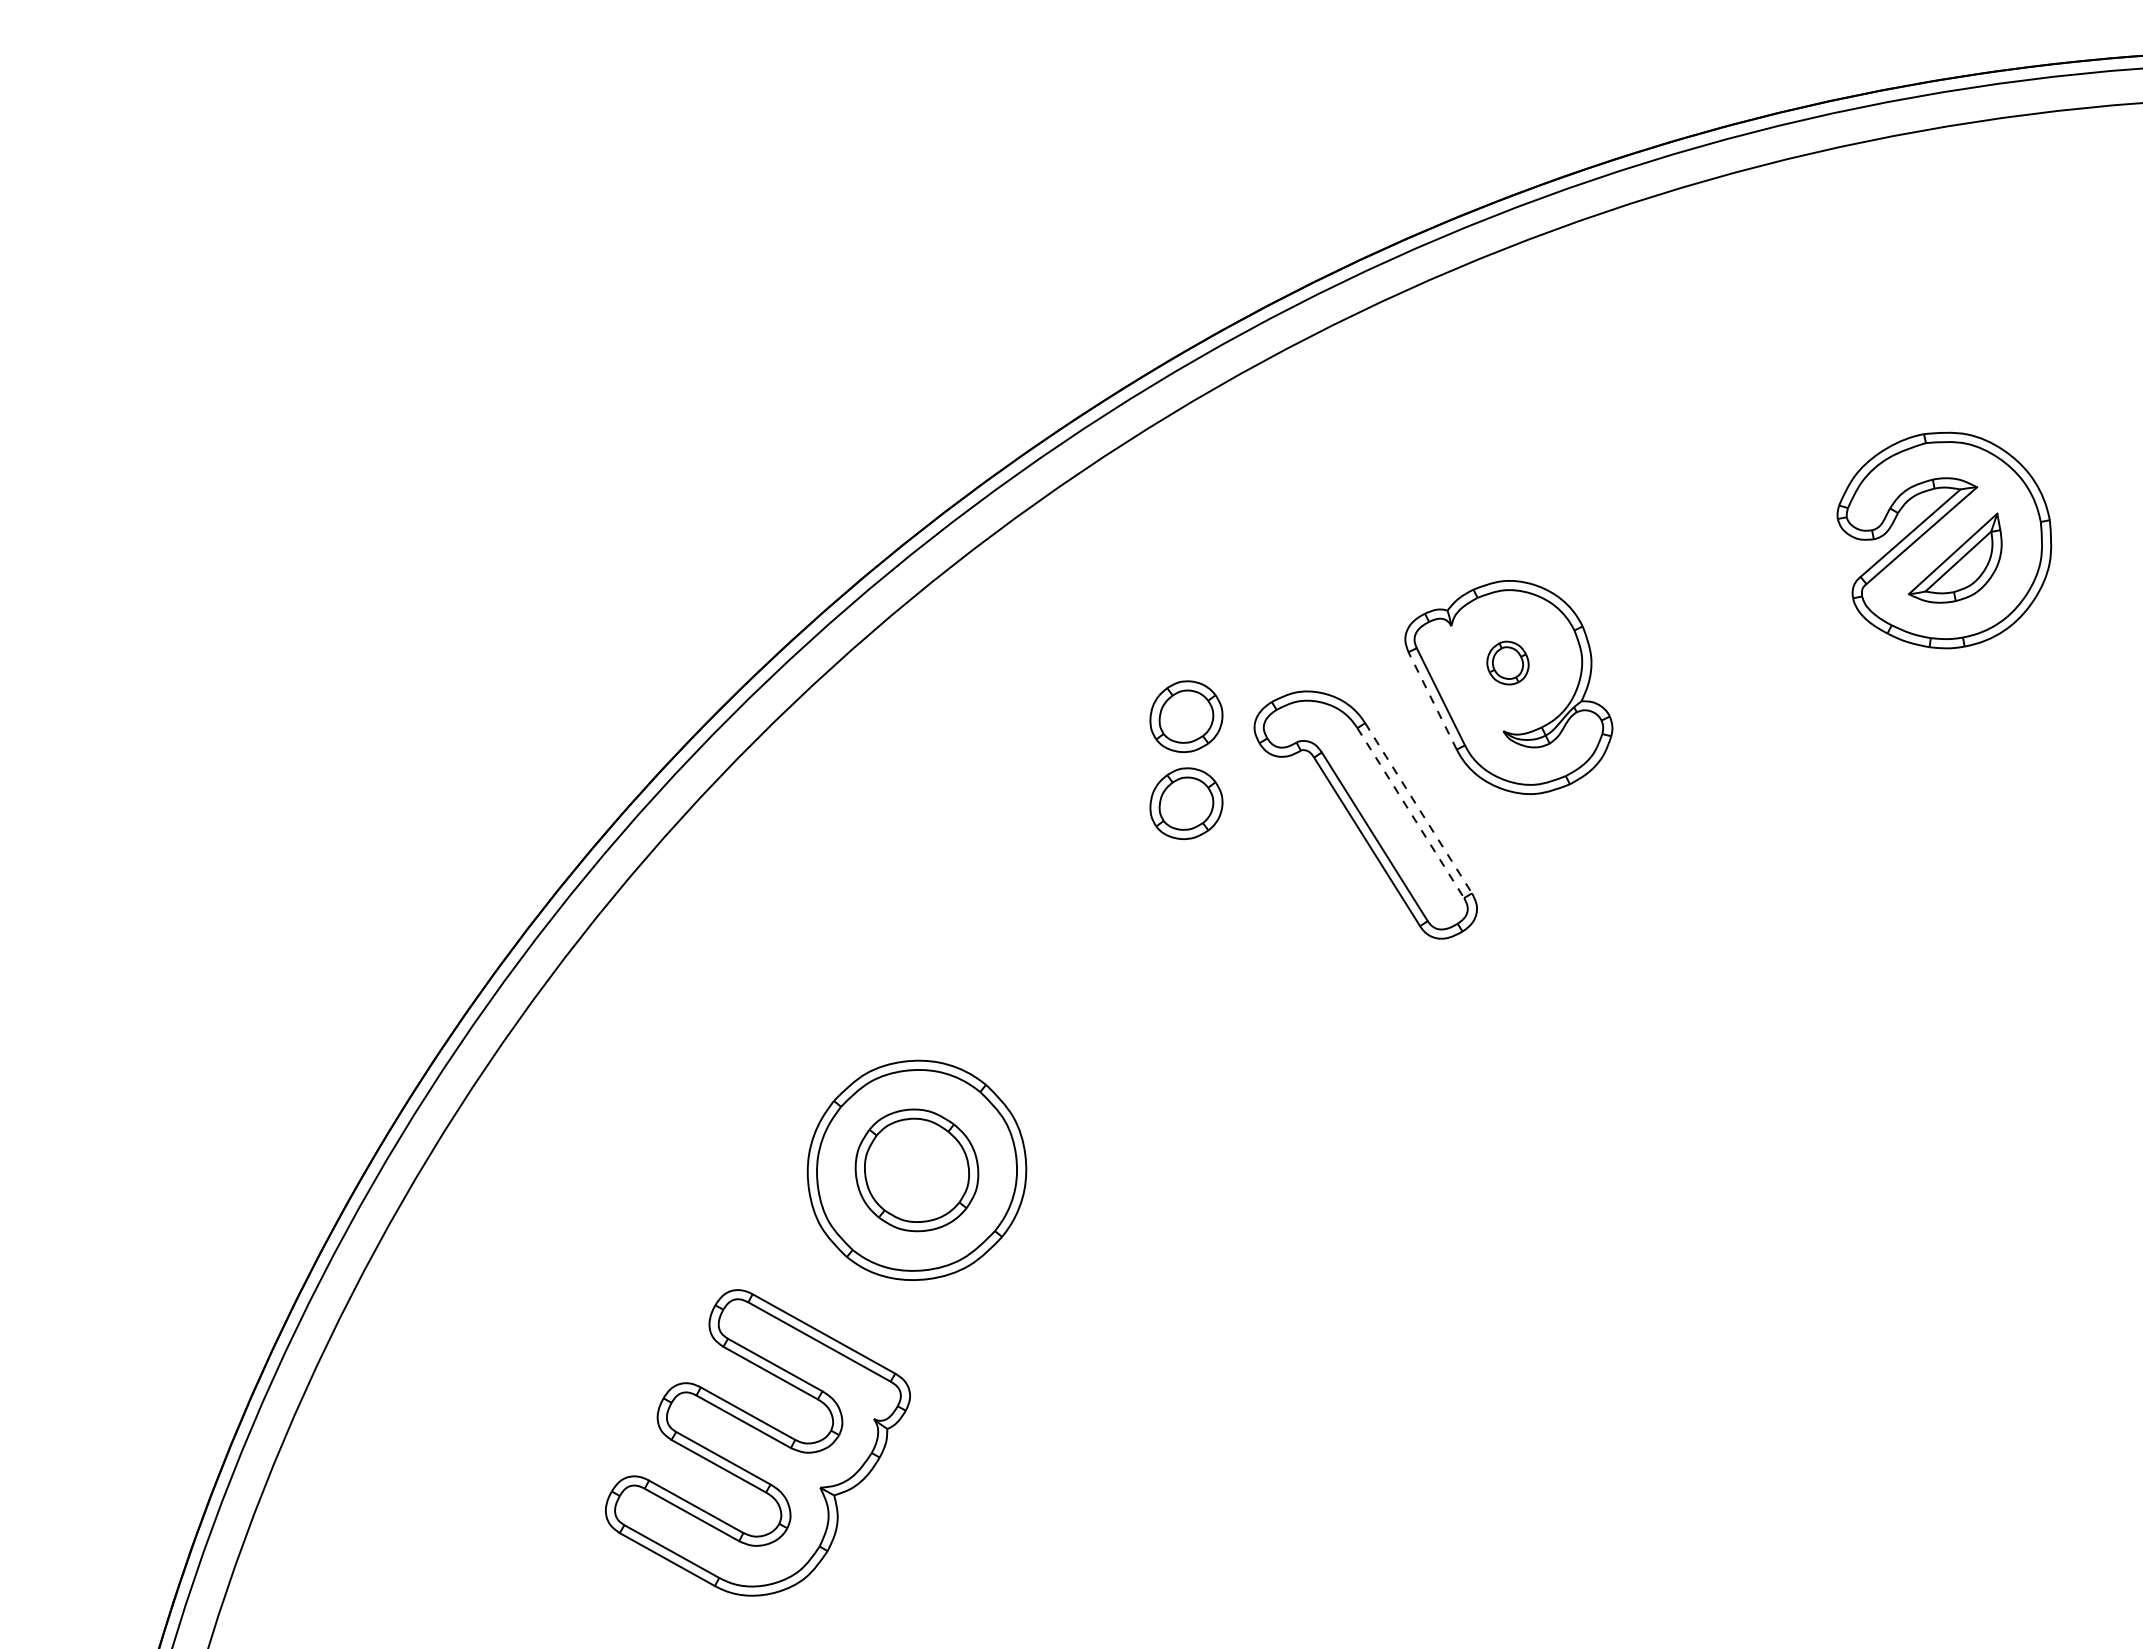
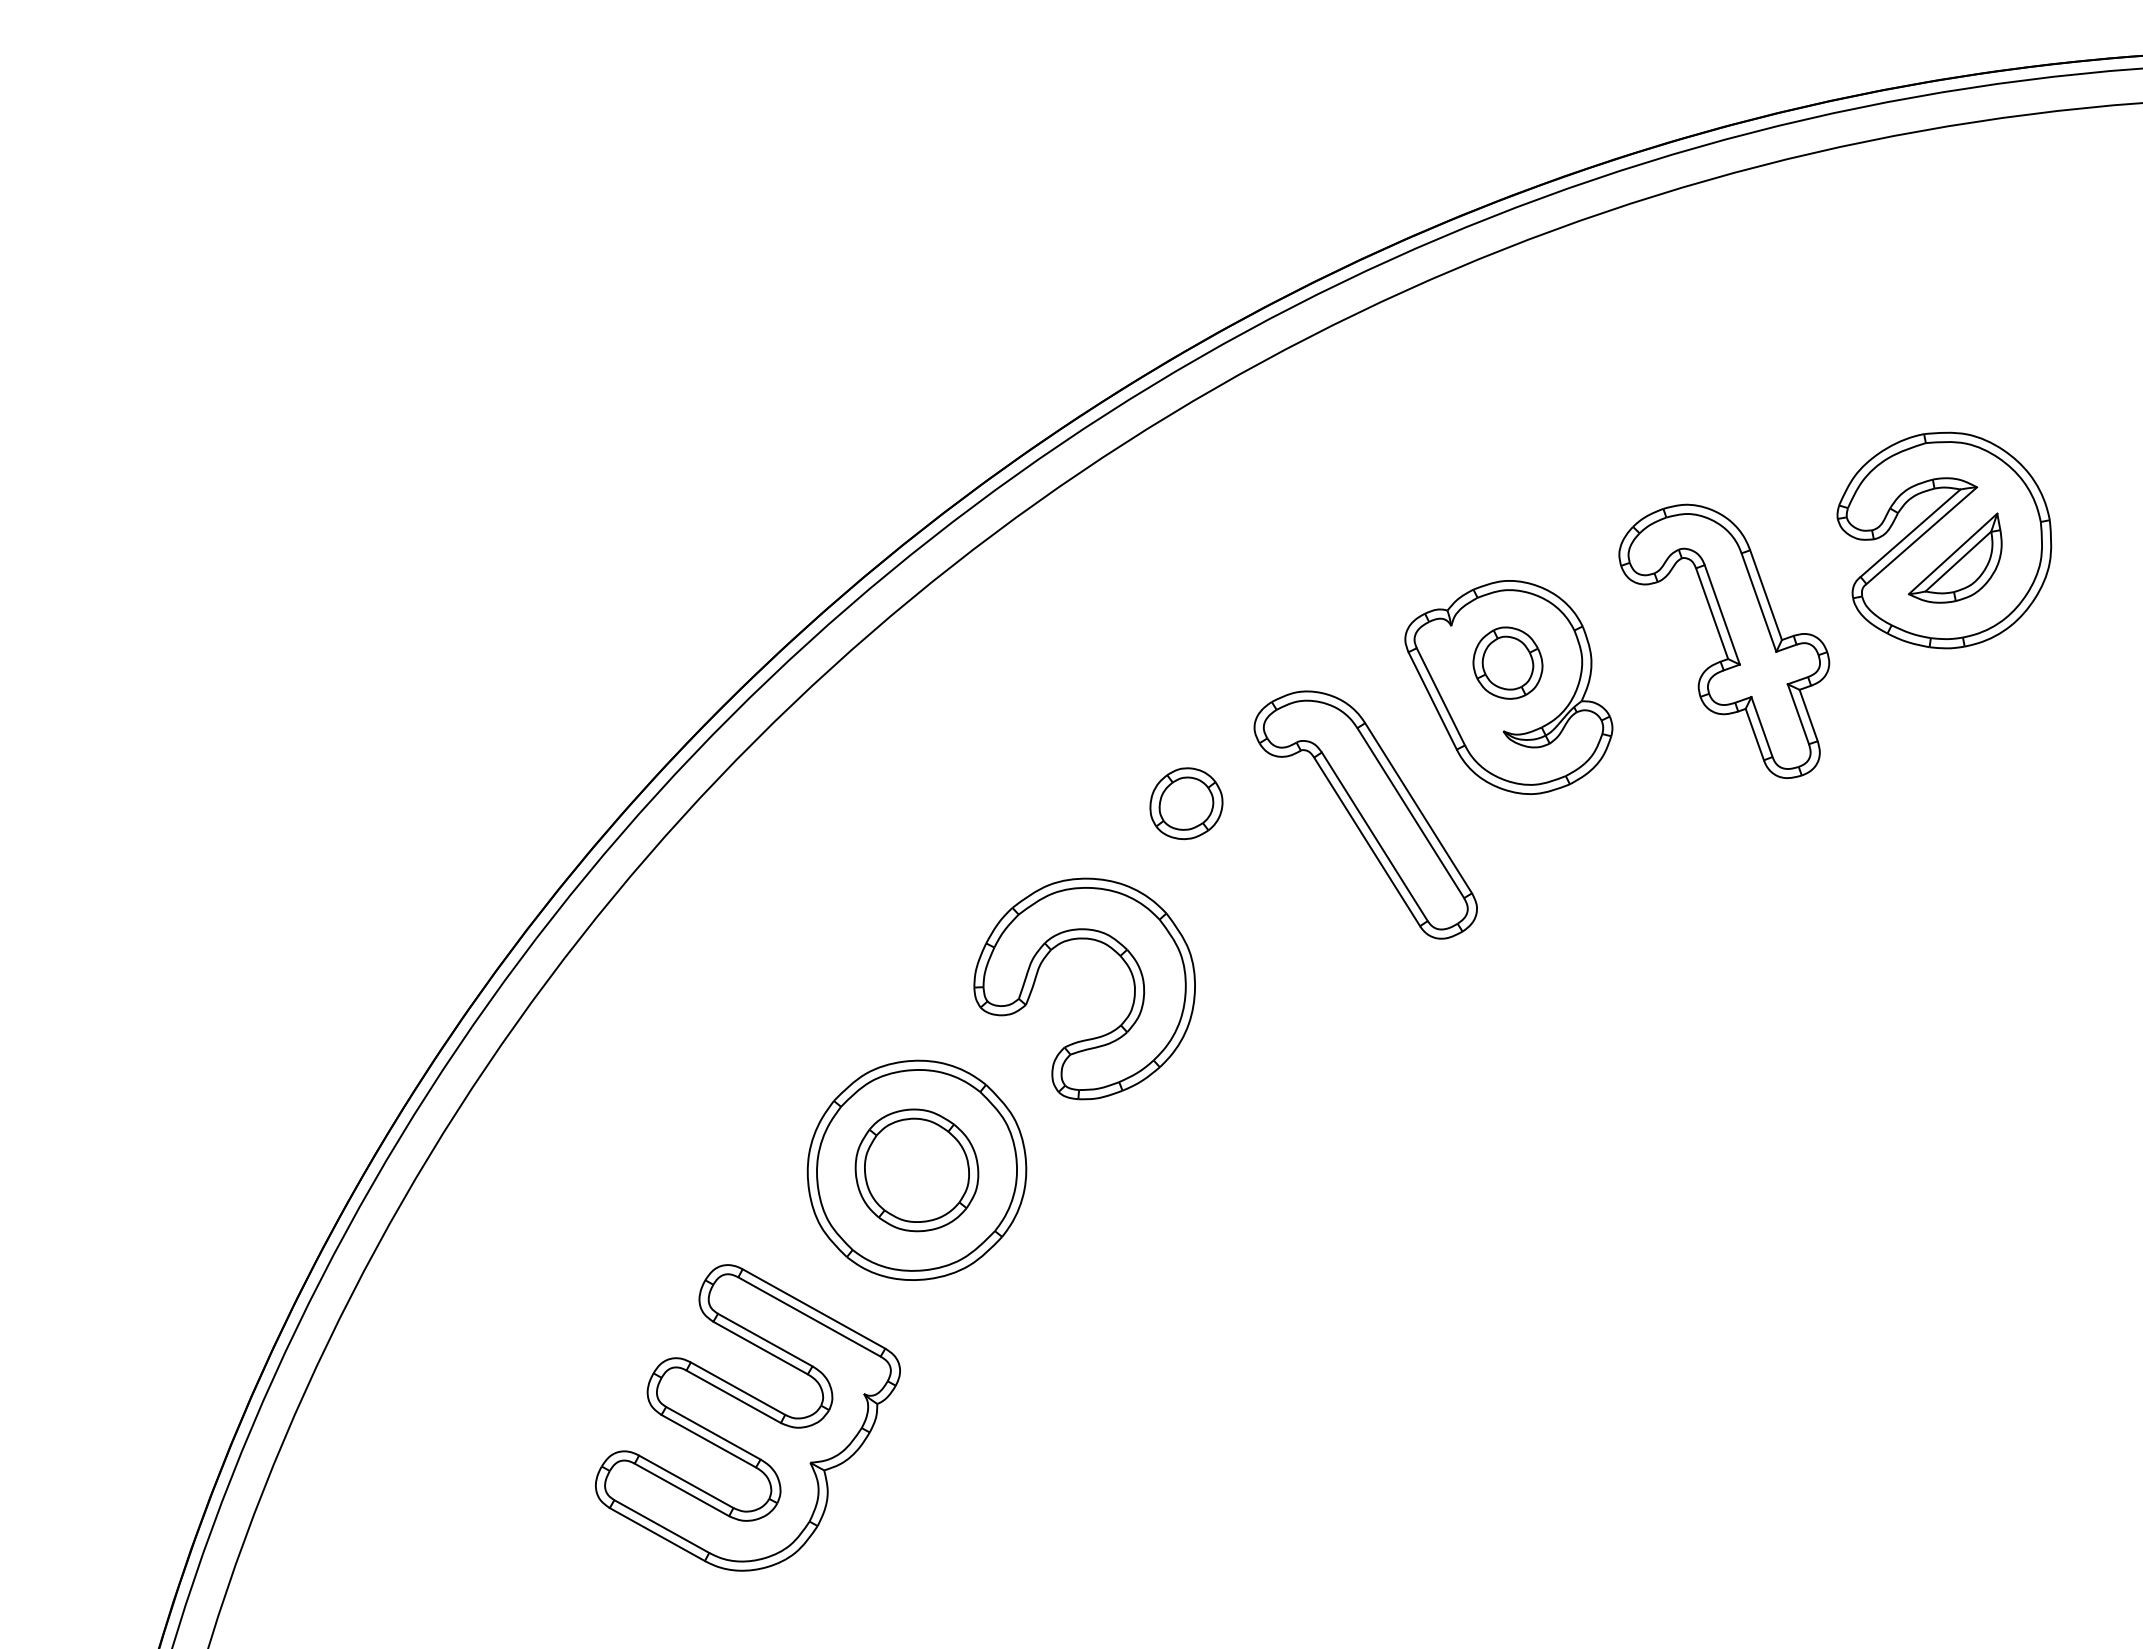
part: none -> present (1724, 640)
part size: 44x46 px -> 72x74 px (1507, 662)
line: dashed -> solid (1432, 700)
part: present -> none (1186, 716)
line: dashed -> solid (1418, 808)
line: dashed -> solid (1411, 813)
part: none -> present (1112, 950)
part position: (757, 1442) -> (747, 1417) (747, 1417)
